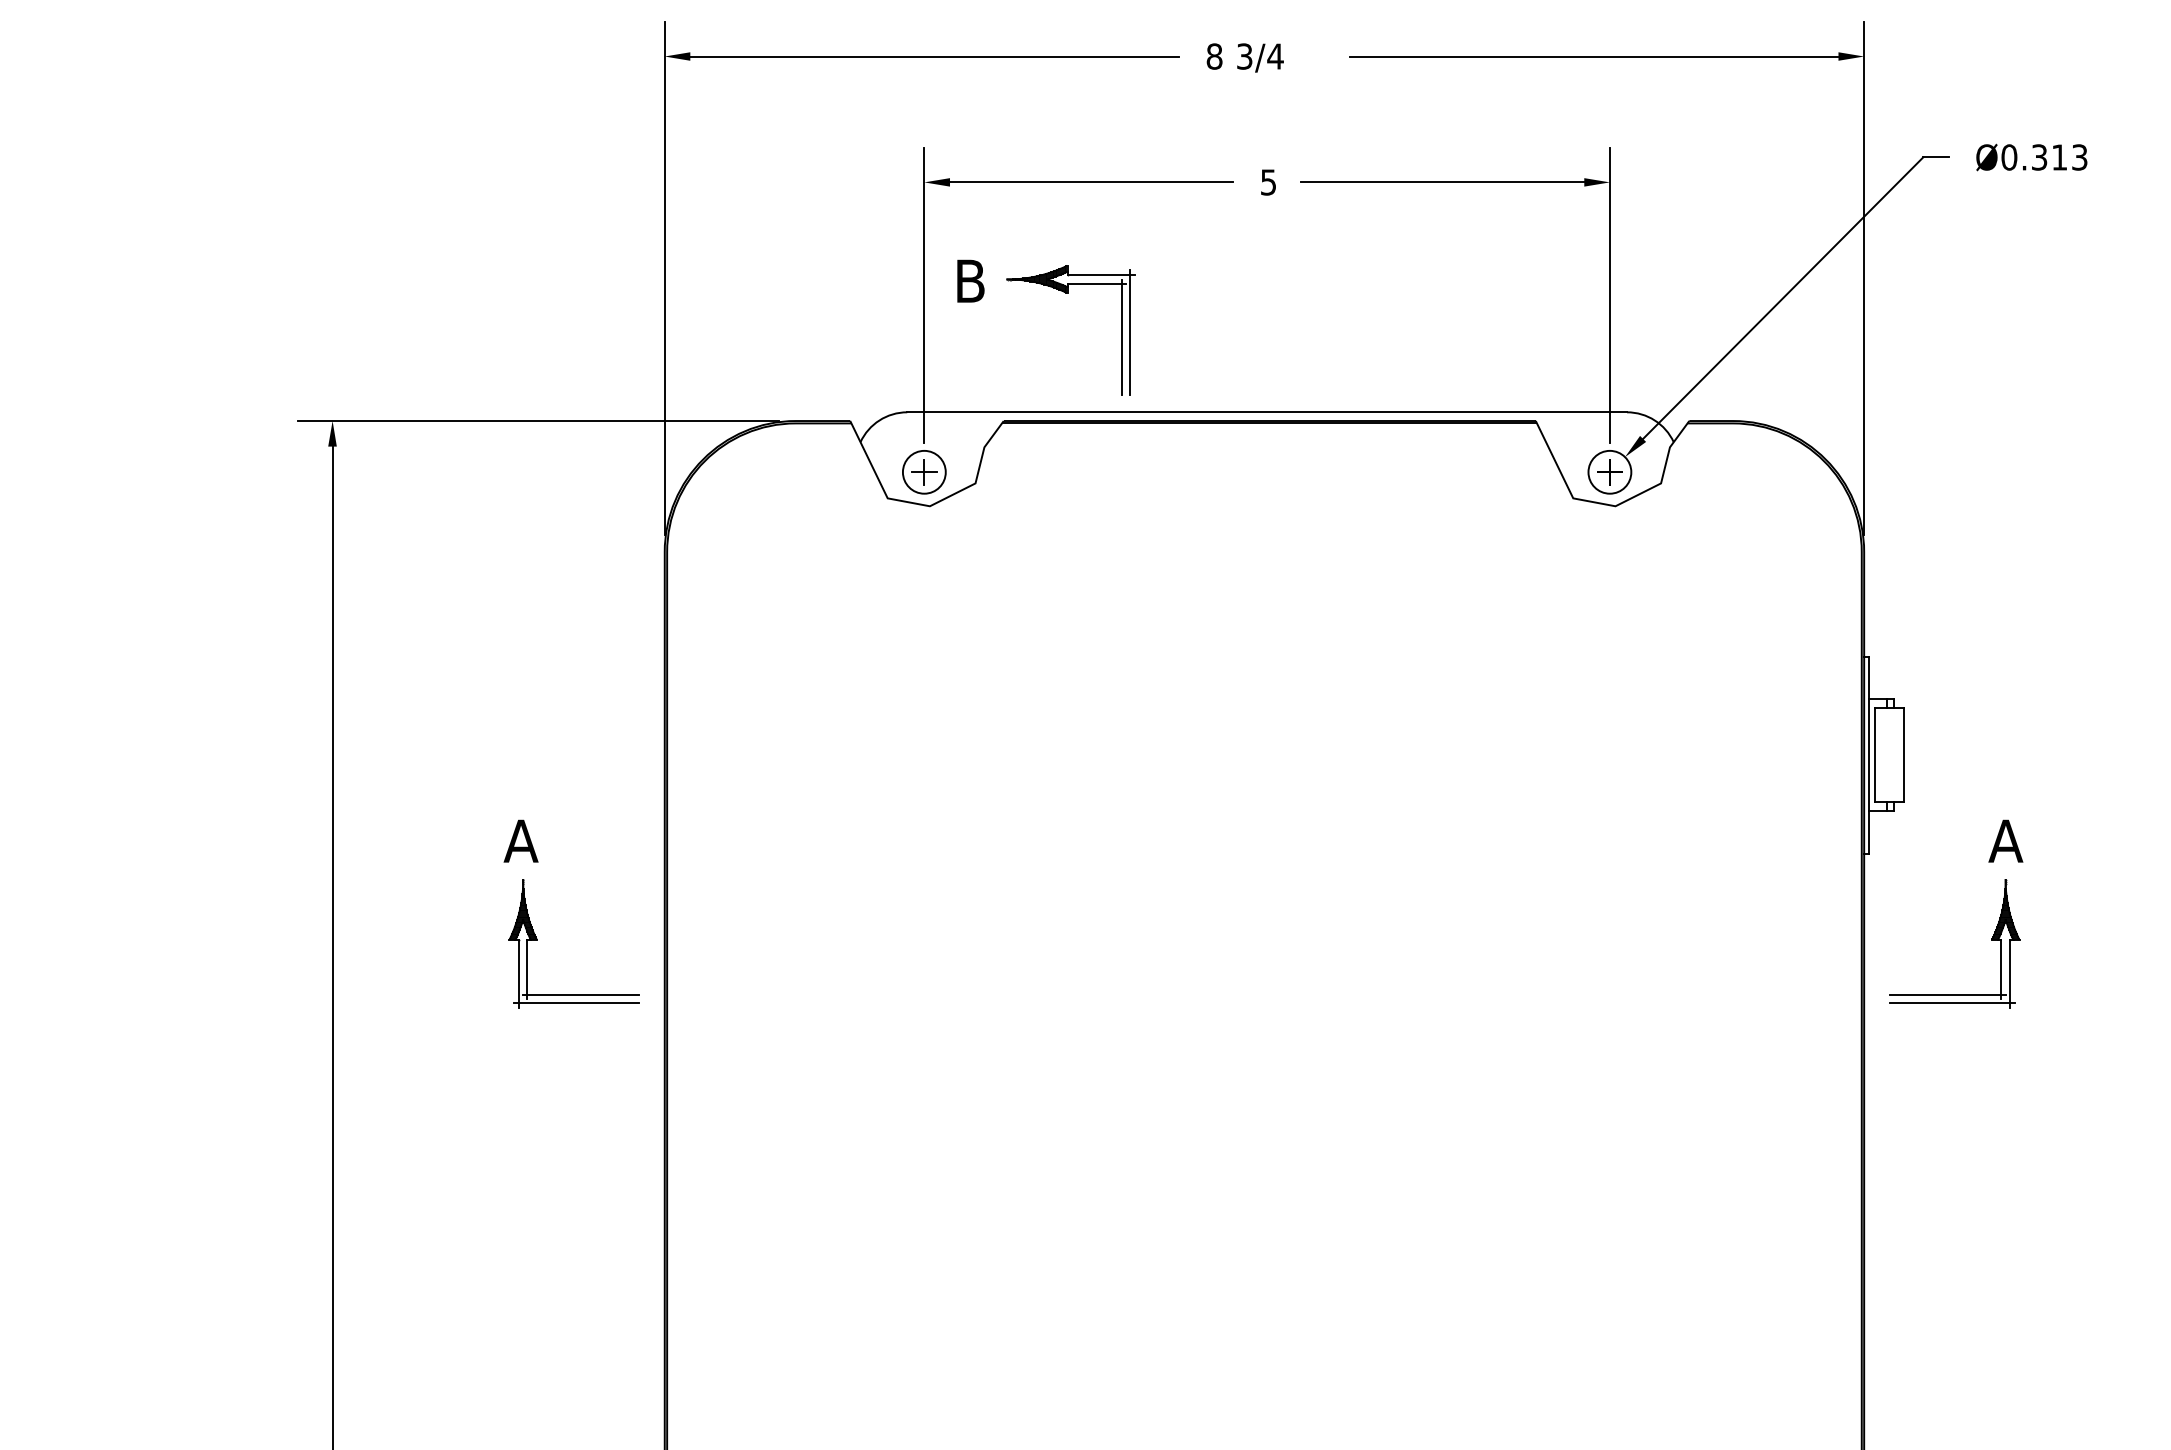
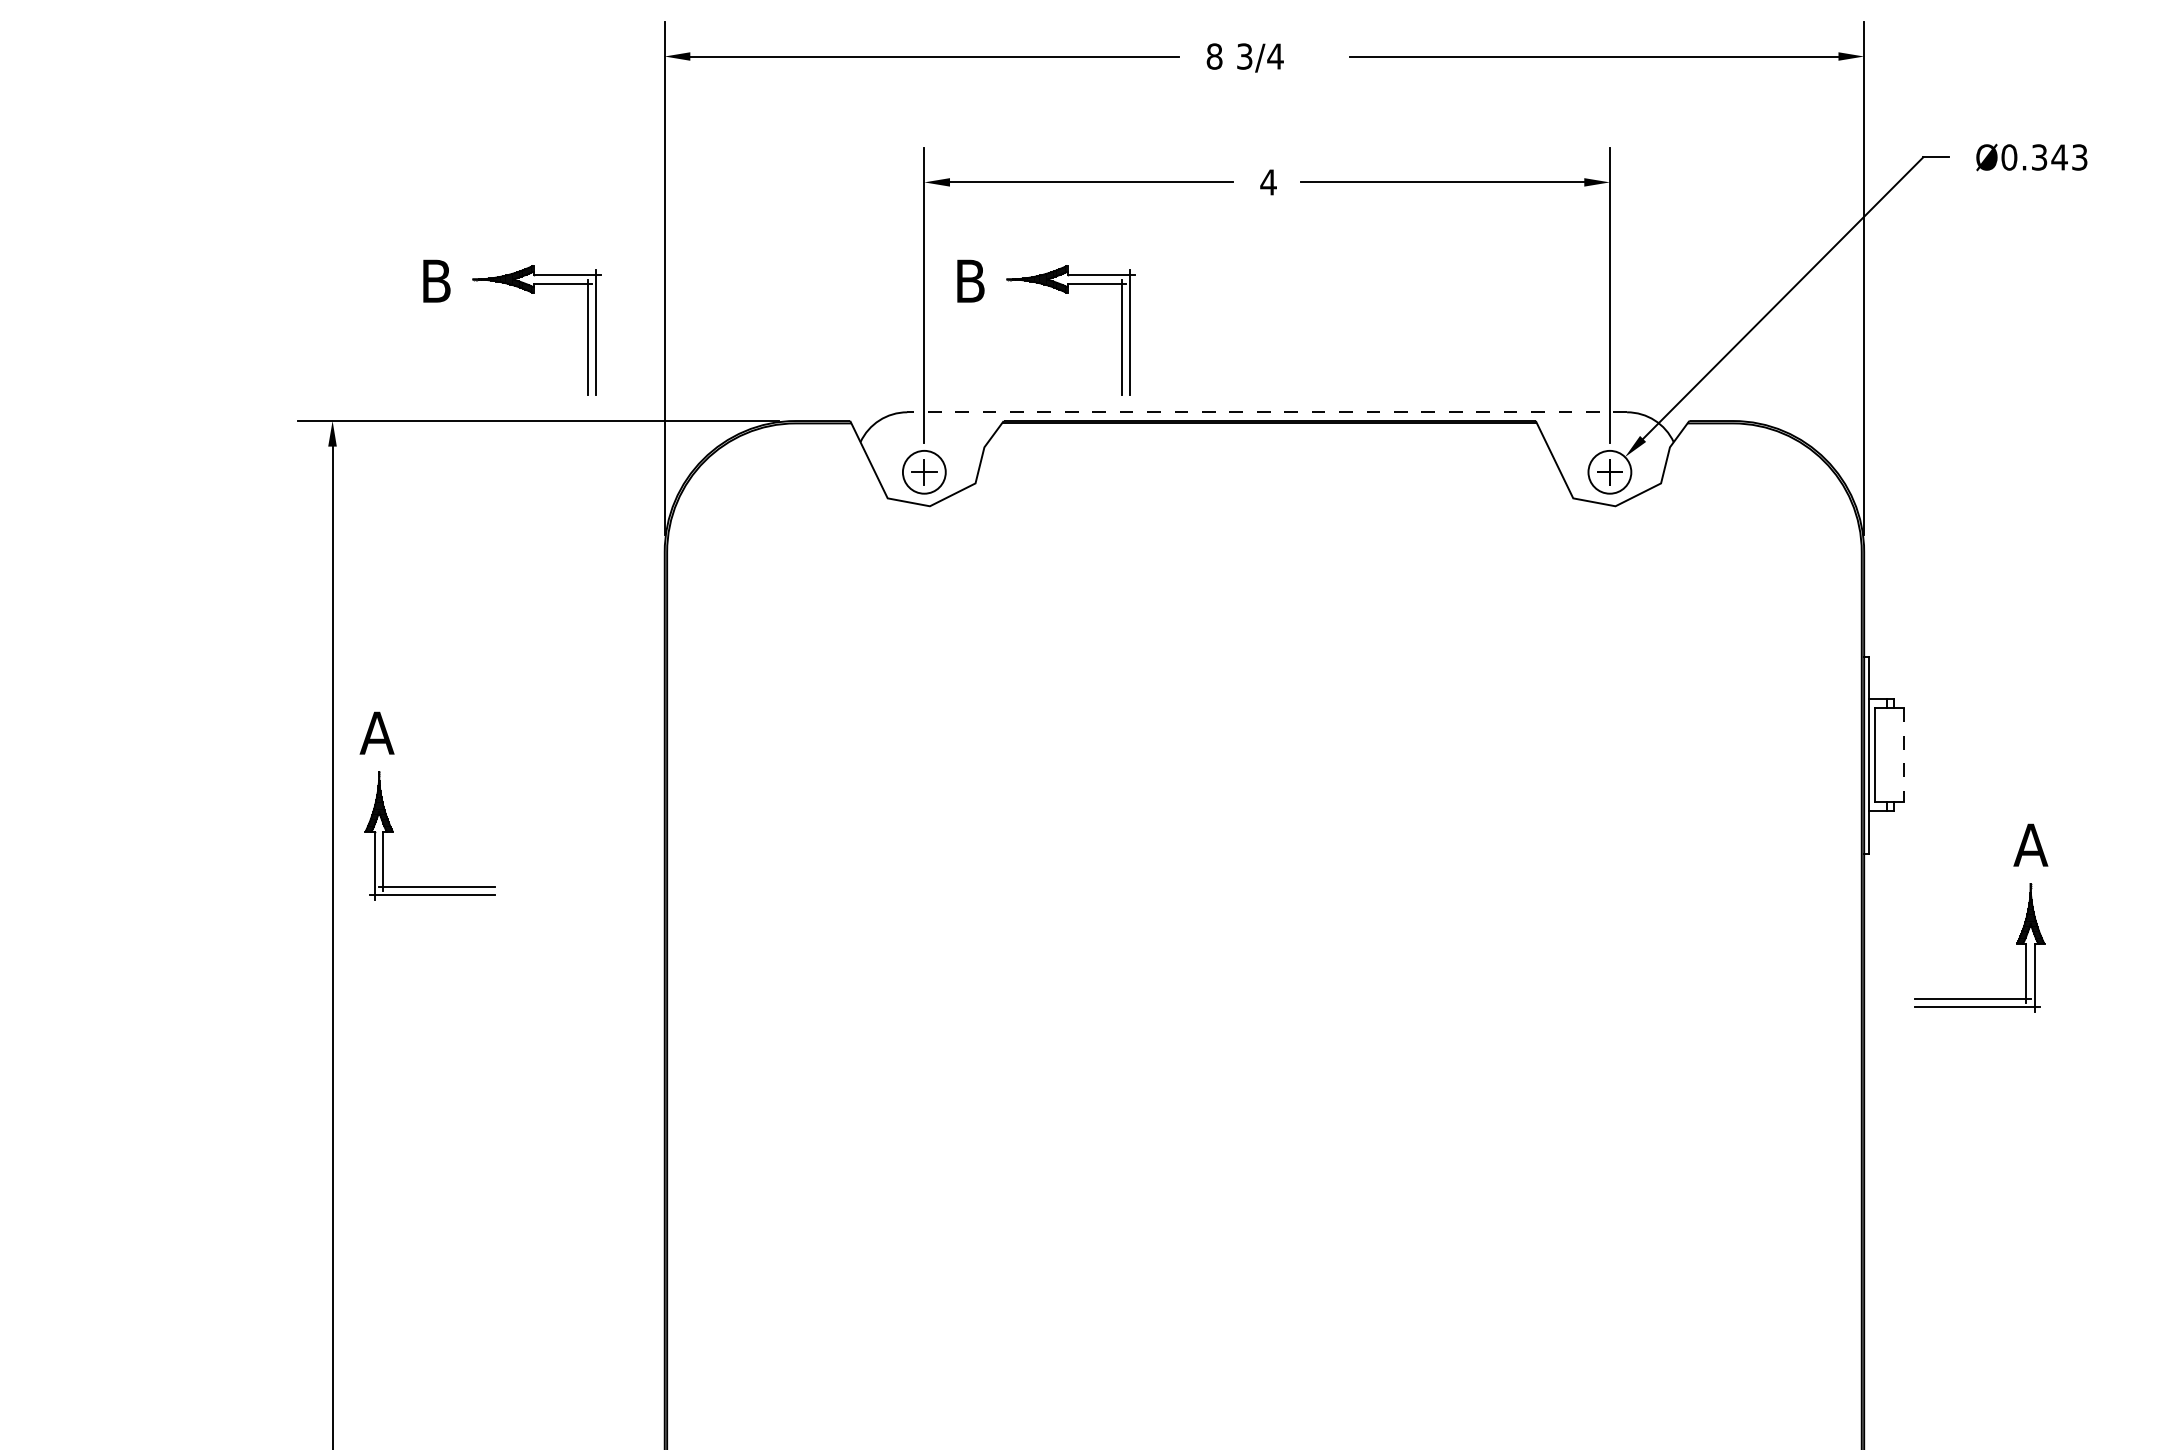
text: Ø0.313 -> Ø0.343 (2059, 157)
text: 5 -> 4 (1268, 182)
part: none -> present (526, 291)
line: solid -> dashed (1267, 412)
line: solid -> dashed (1904, 755)
part position: (532, 926) -> (388, 818) (388, 818)
part position: (1994, 931) -> (2019, 935) (2019, 935)
